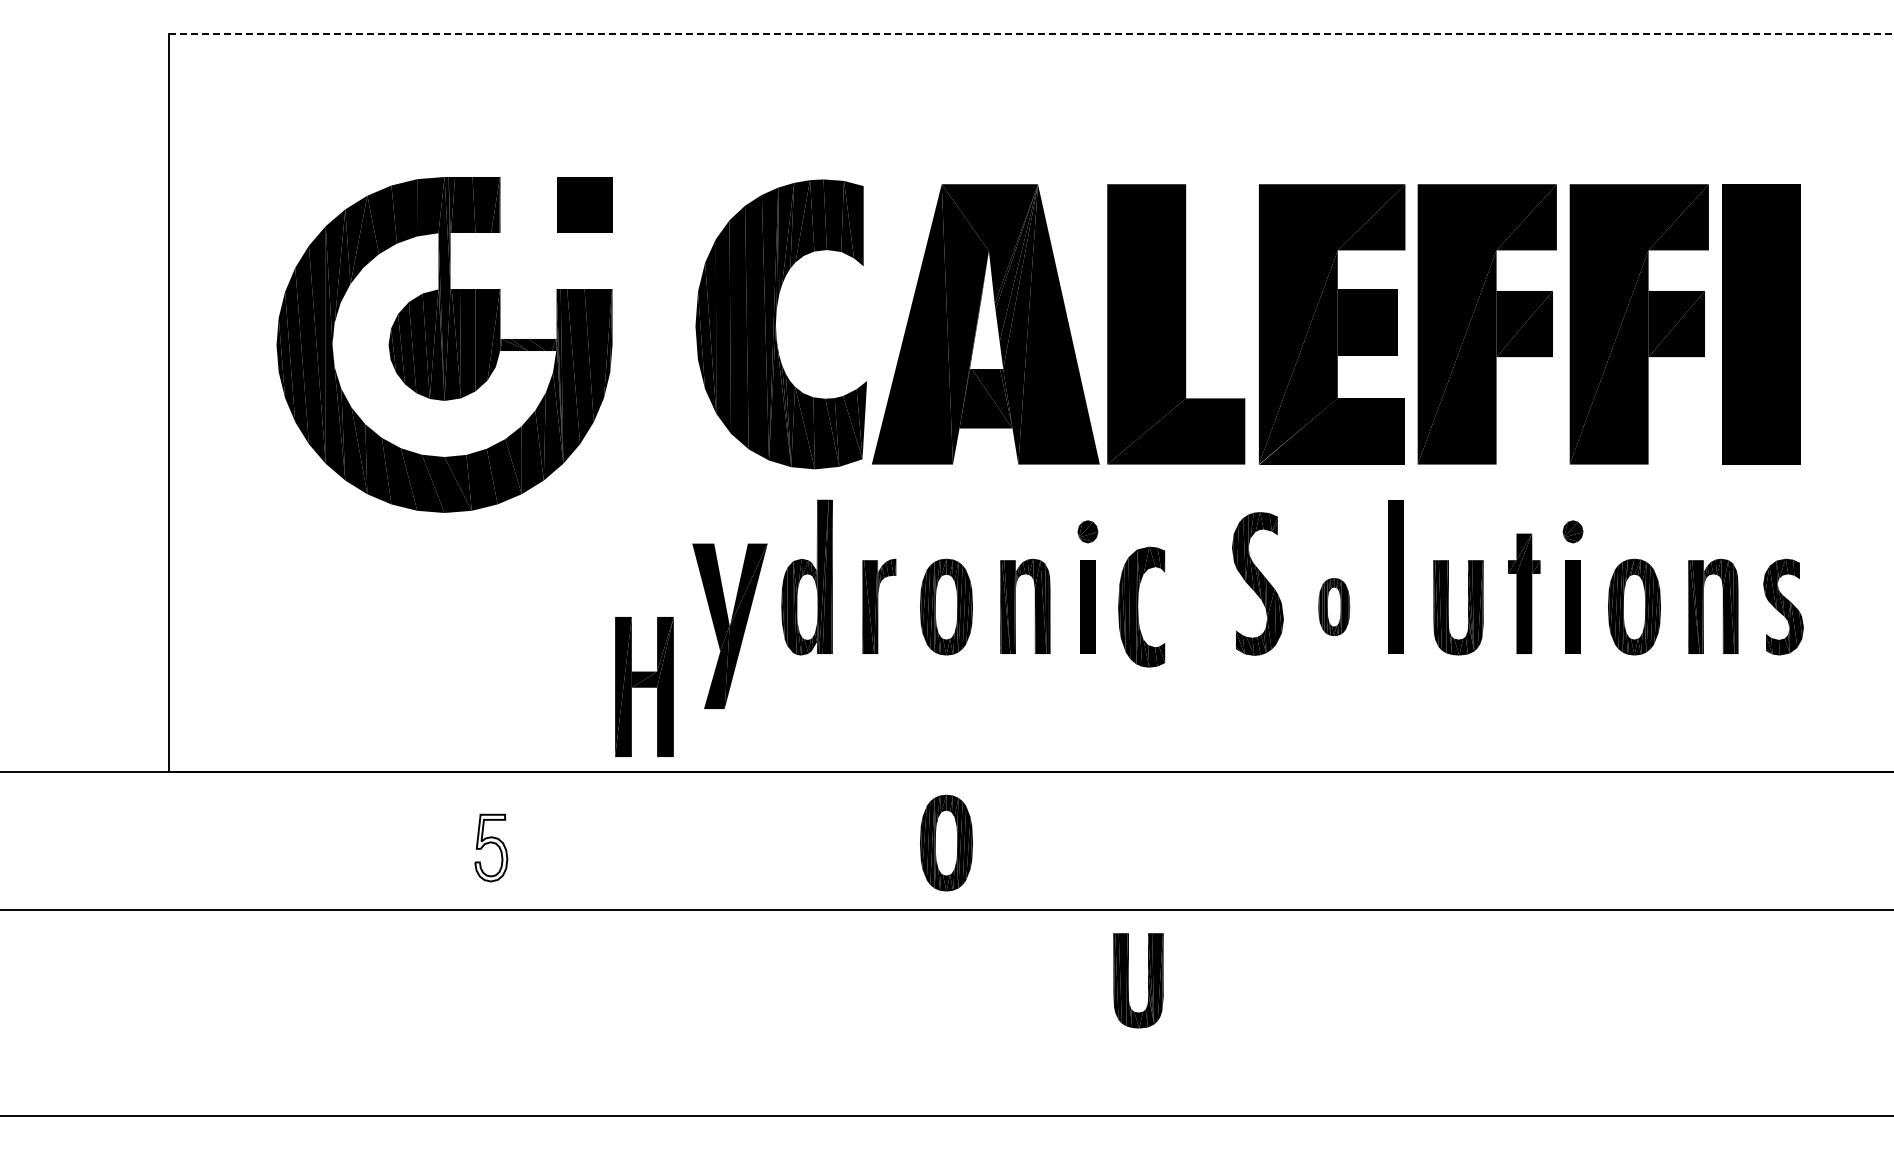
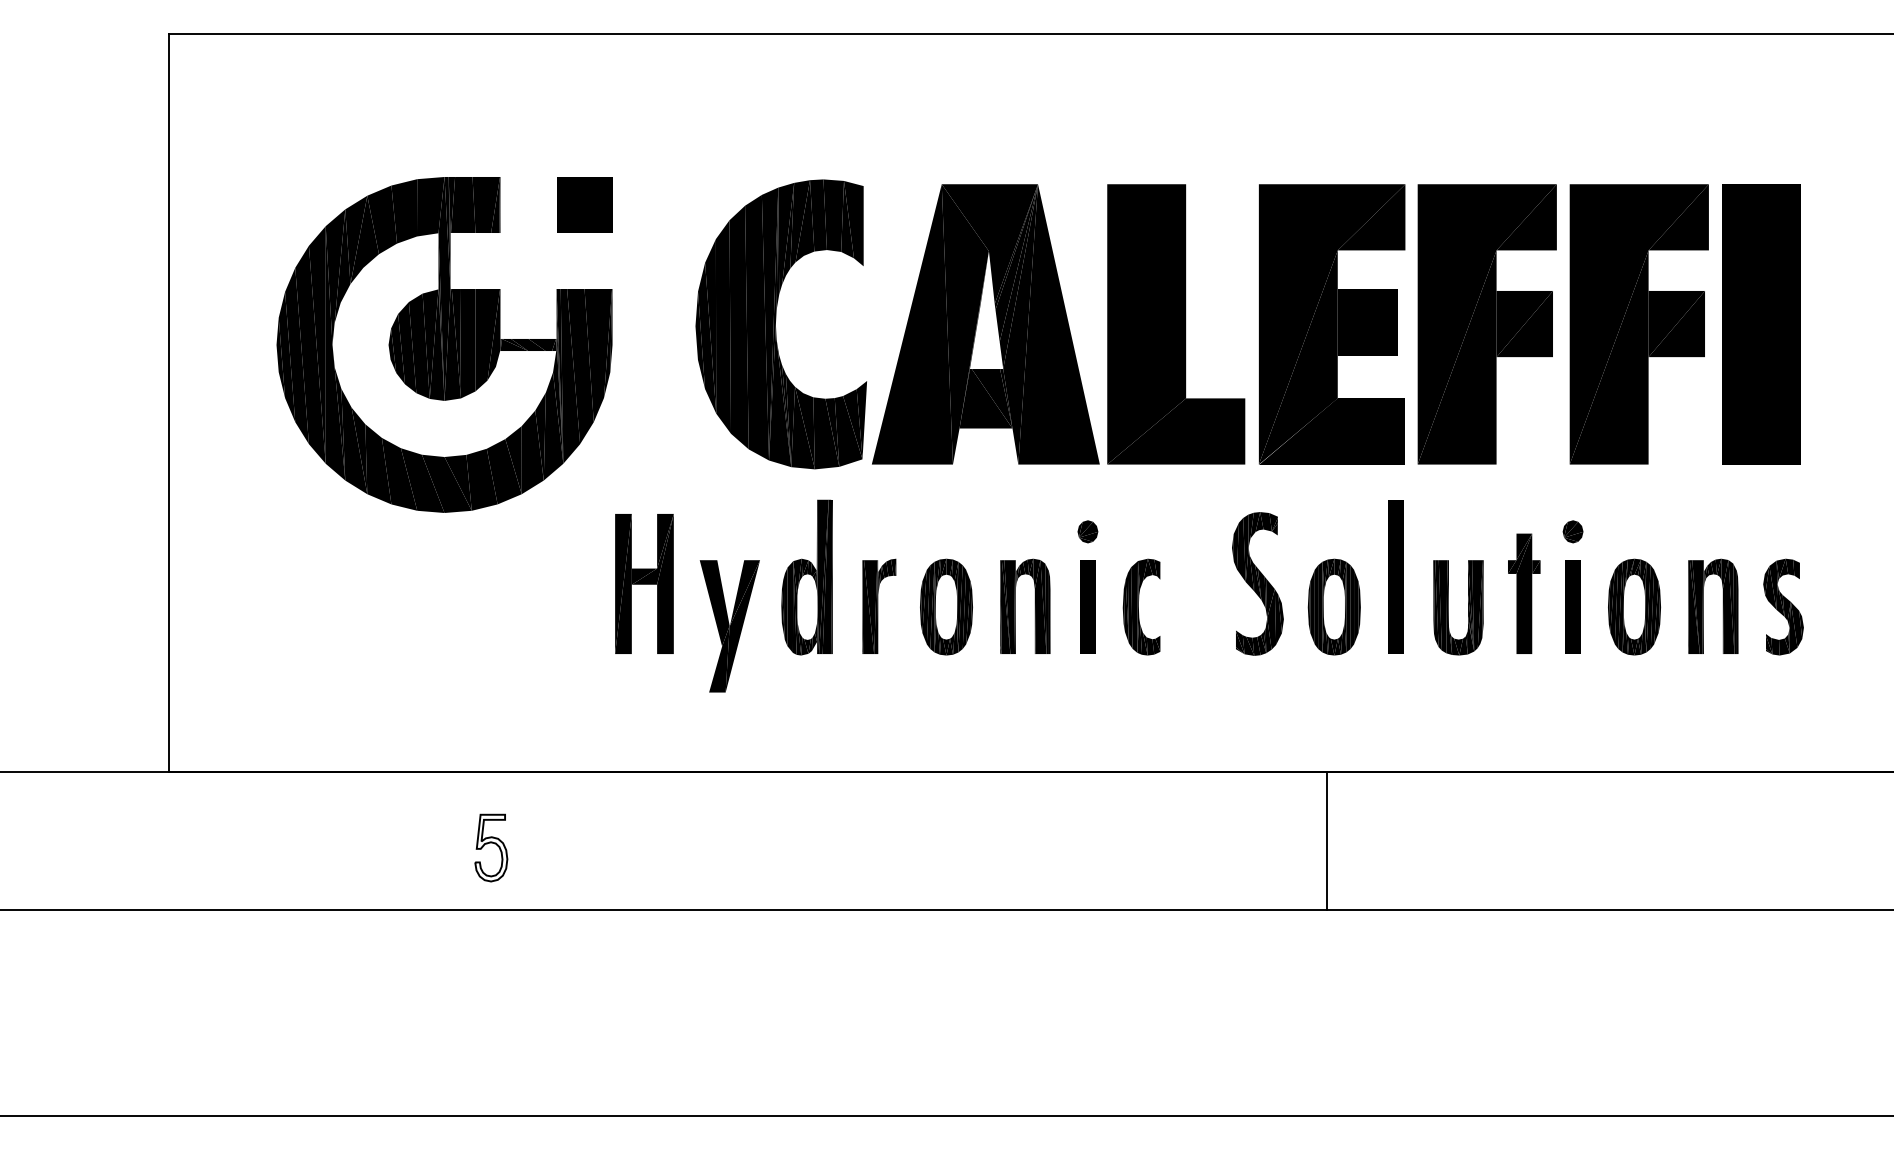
line: dashed -> solid (1031, 34)
part size: 48x122 px -> 39x98 px (1141, 606)
part size: 33x58 px -> 54x98 px (1333, 606)
part size: 76x166 px -> 61x133 px (729, 626)
part position: (644, 686) -> (644, 583) (644, 583)
line: none -> present (1327, 840)
part: present -> none (946, 842)
part: present -> none (1128, 980)
